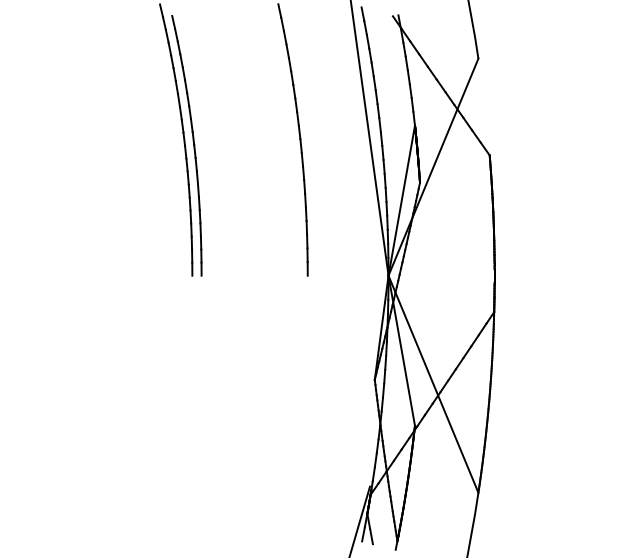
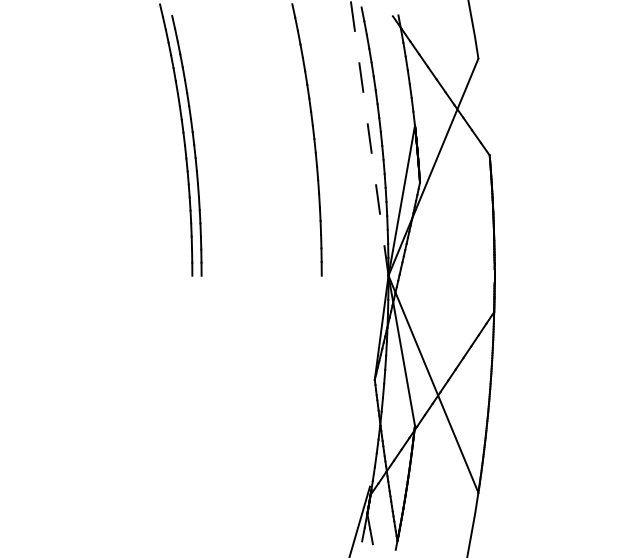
line: solid -> dashed (369, 138)
part position: (299, 139) -> (313, 139) (313, 139)
